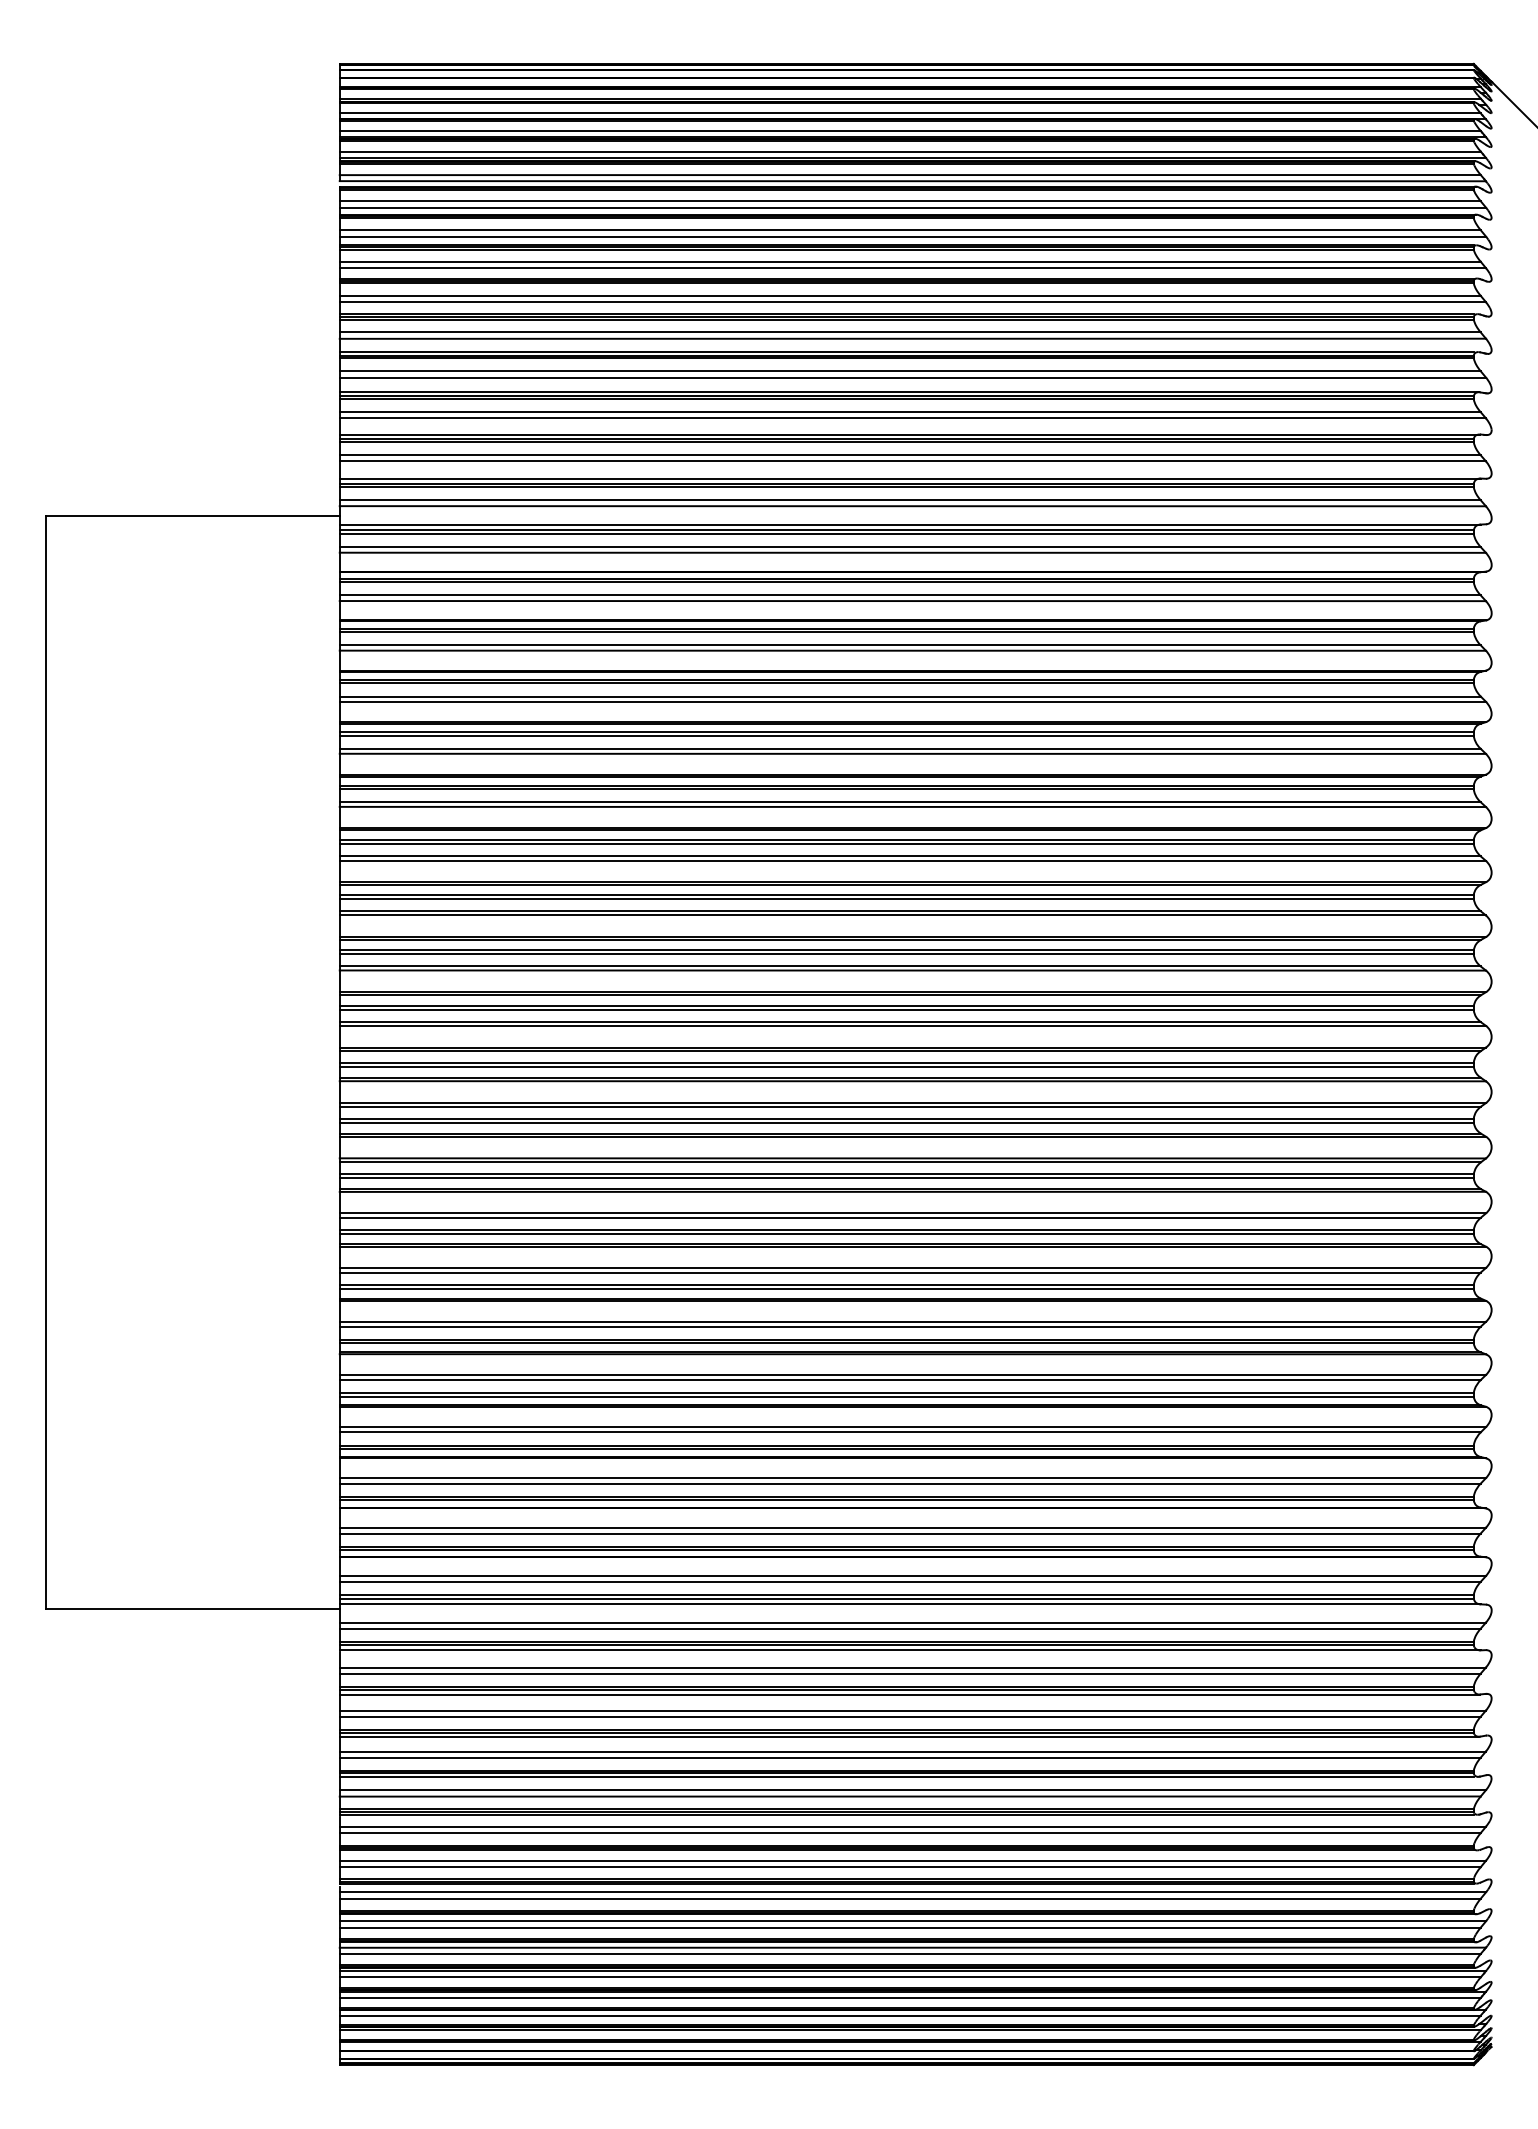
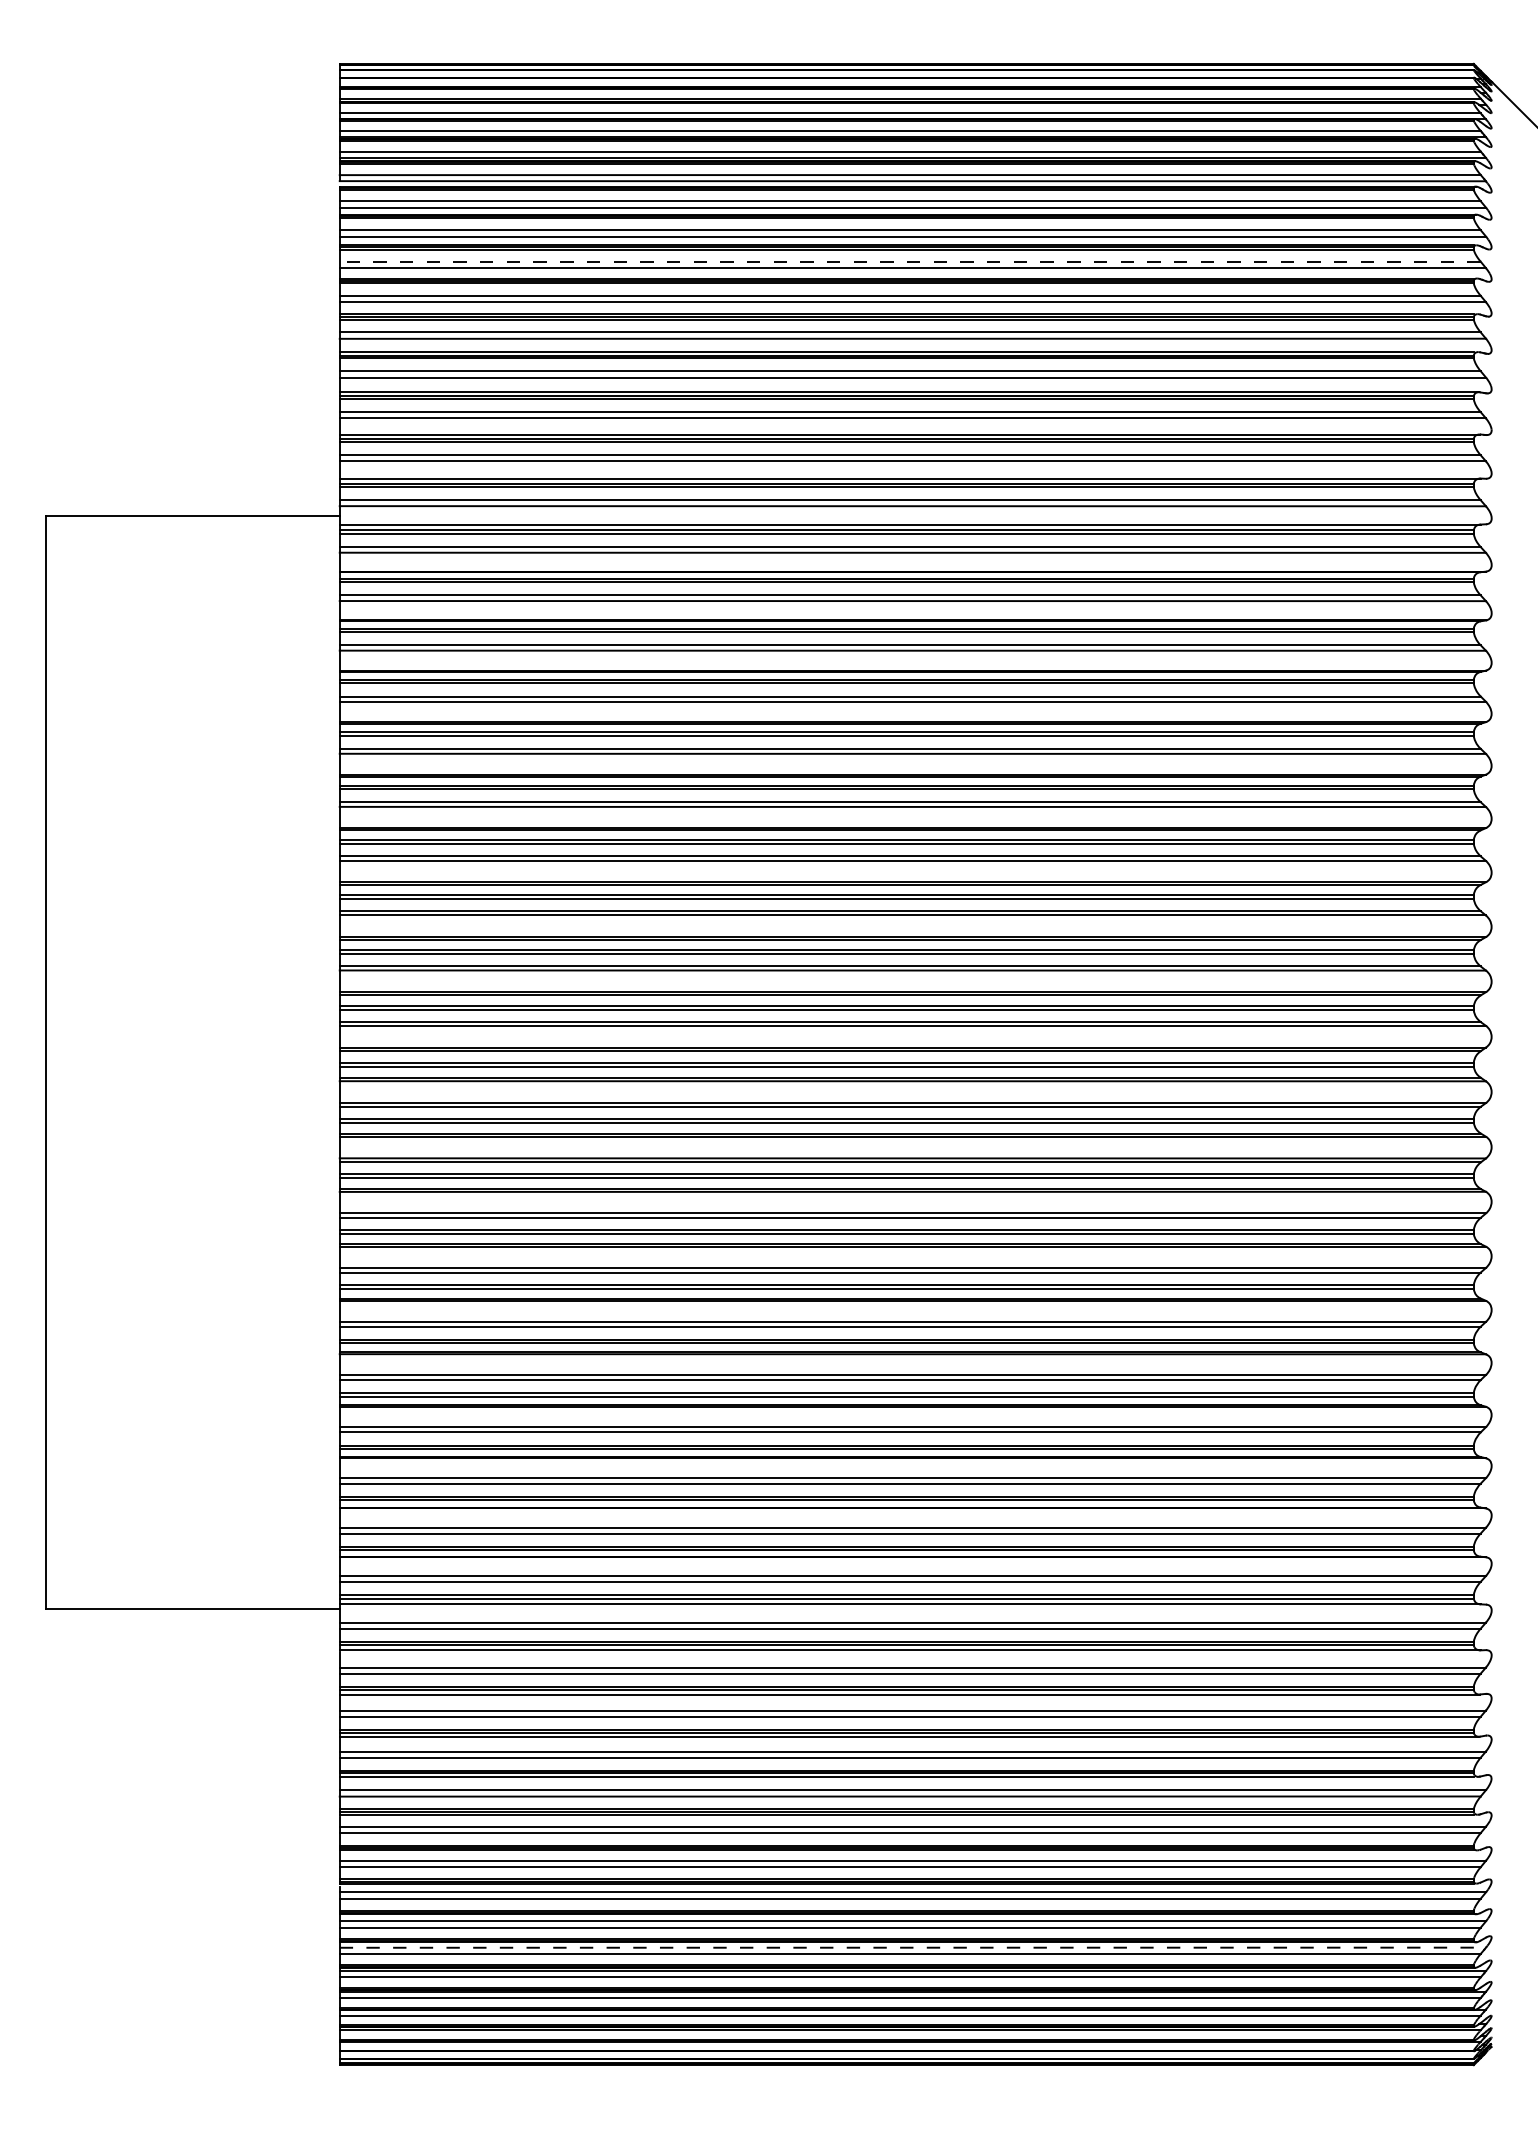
line: solid -> dashed (910, 261)
line: solid -> dashed (913, 1947)
